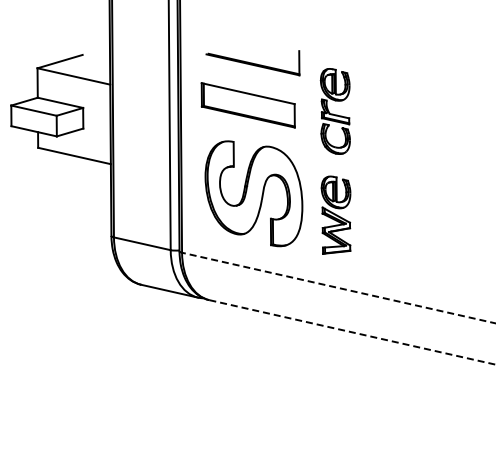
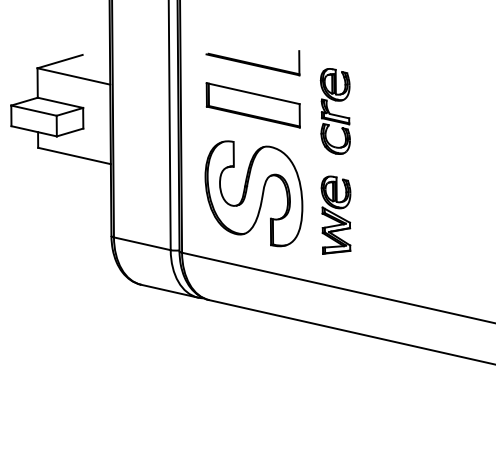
part position: (247, 105) -> (252, 105) (252, 105)
line: dashed -> solid (338, 287)
line: dashed -> solid (352, 332)
